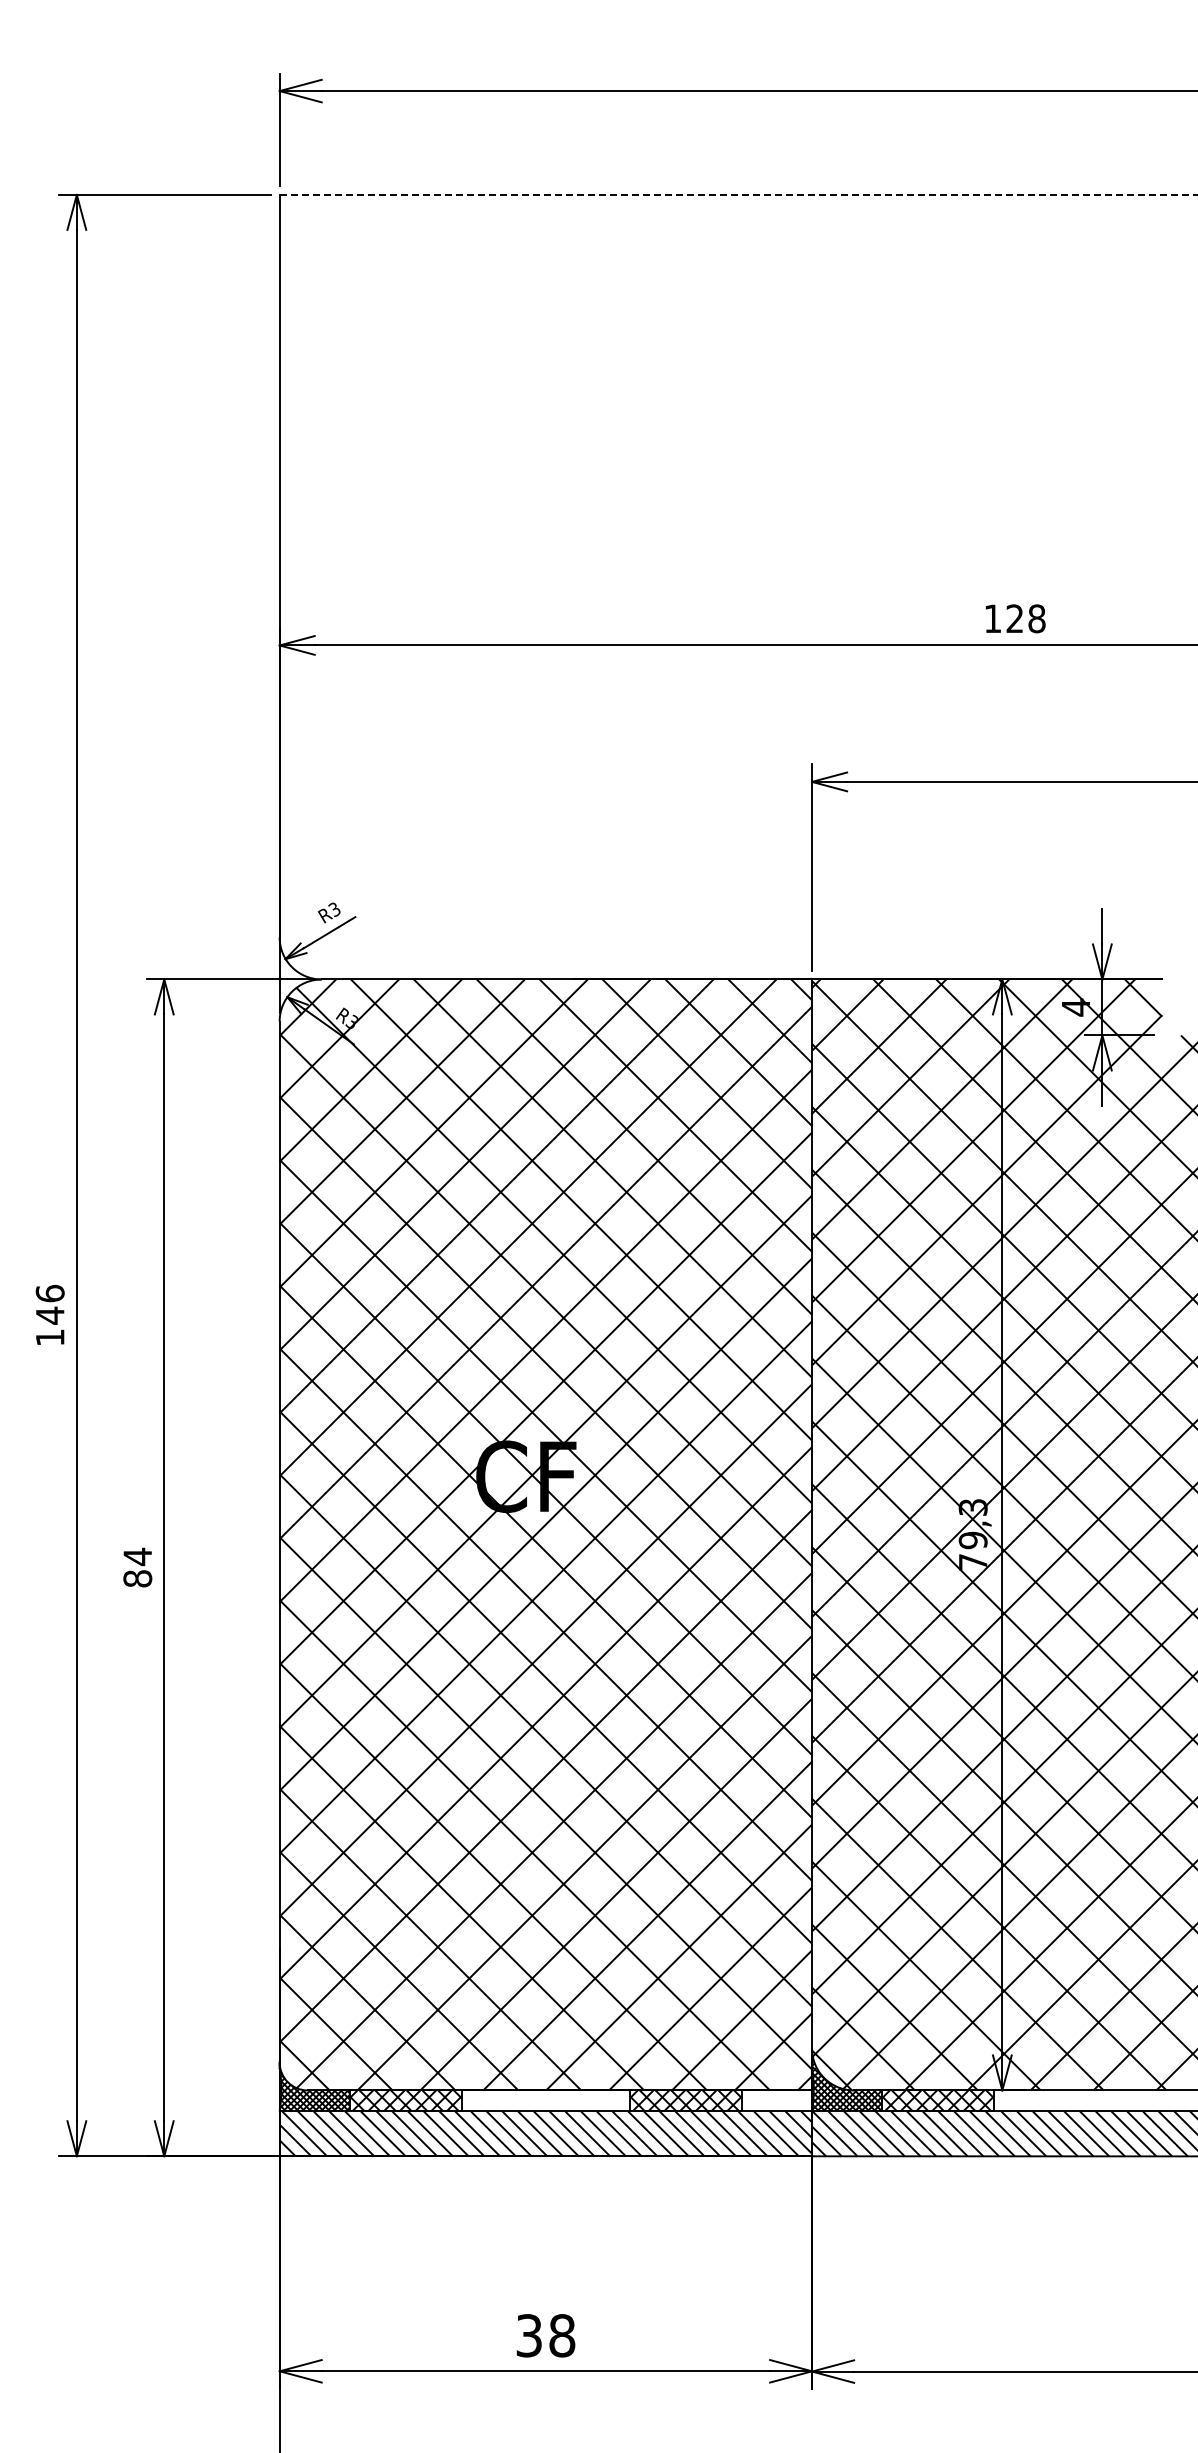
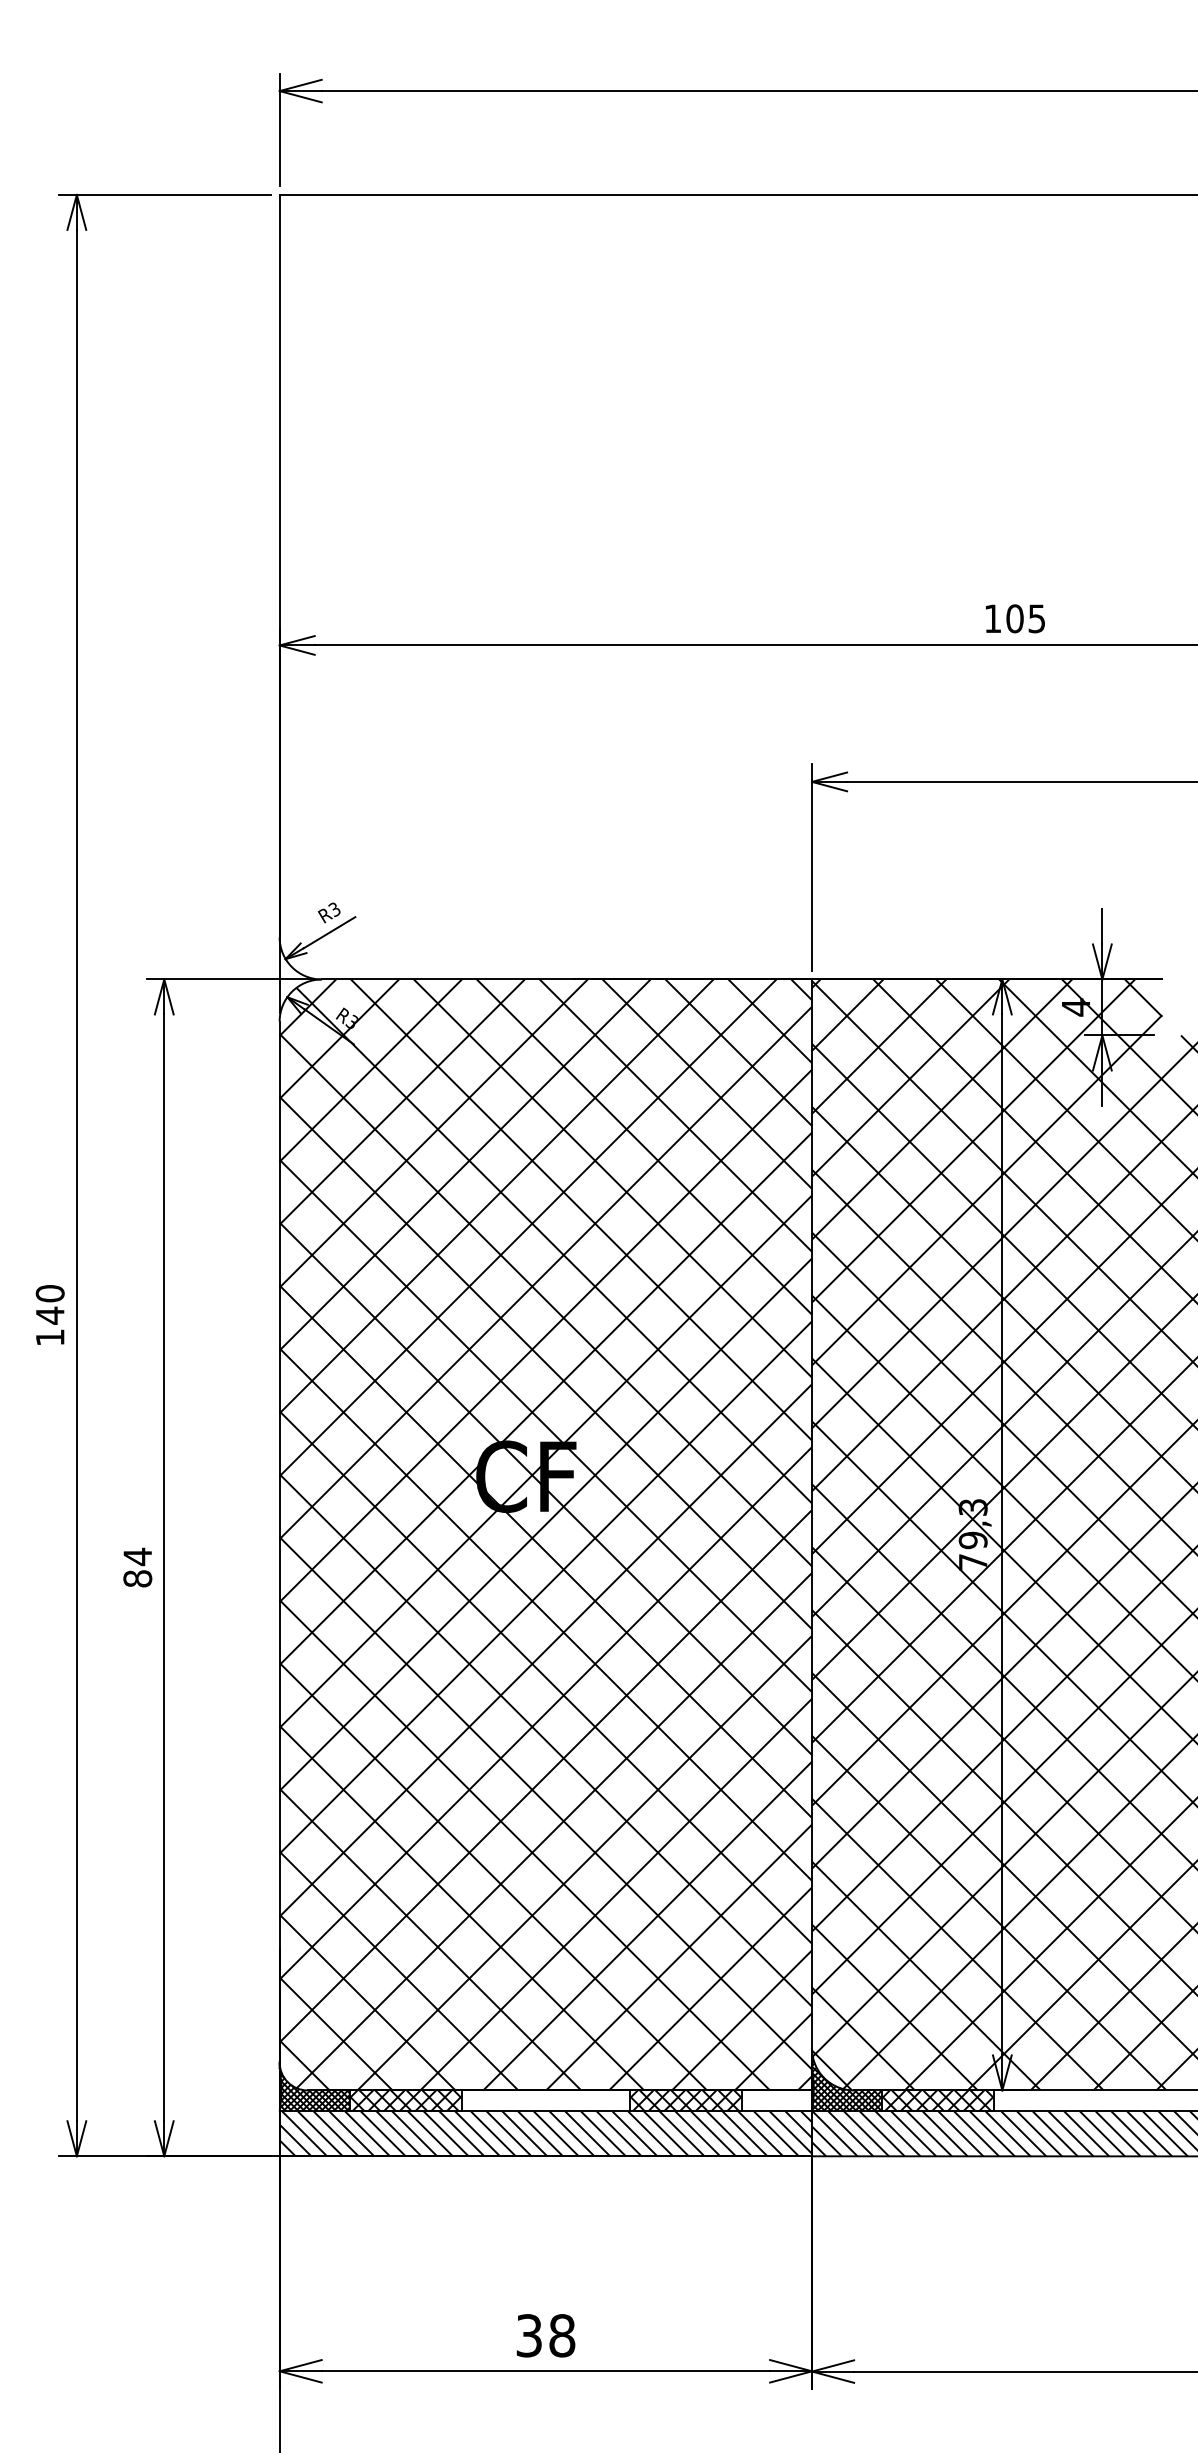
line: dashed -> solid (738, 194)
text: 128 -> 105 (1025, 618)
text: 146 -> 140 (49, 1293)
